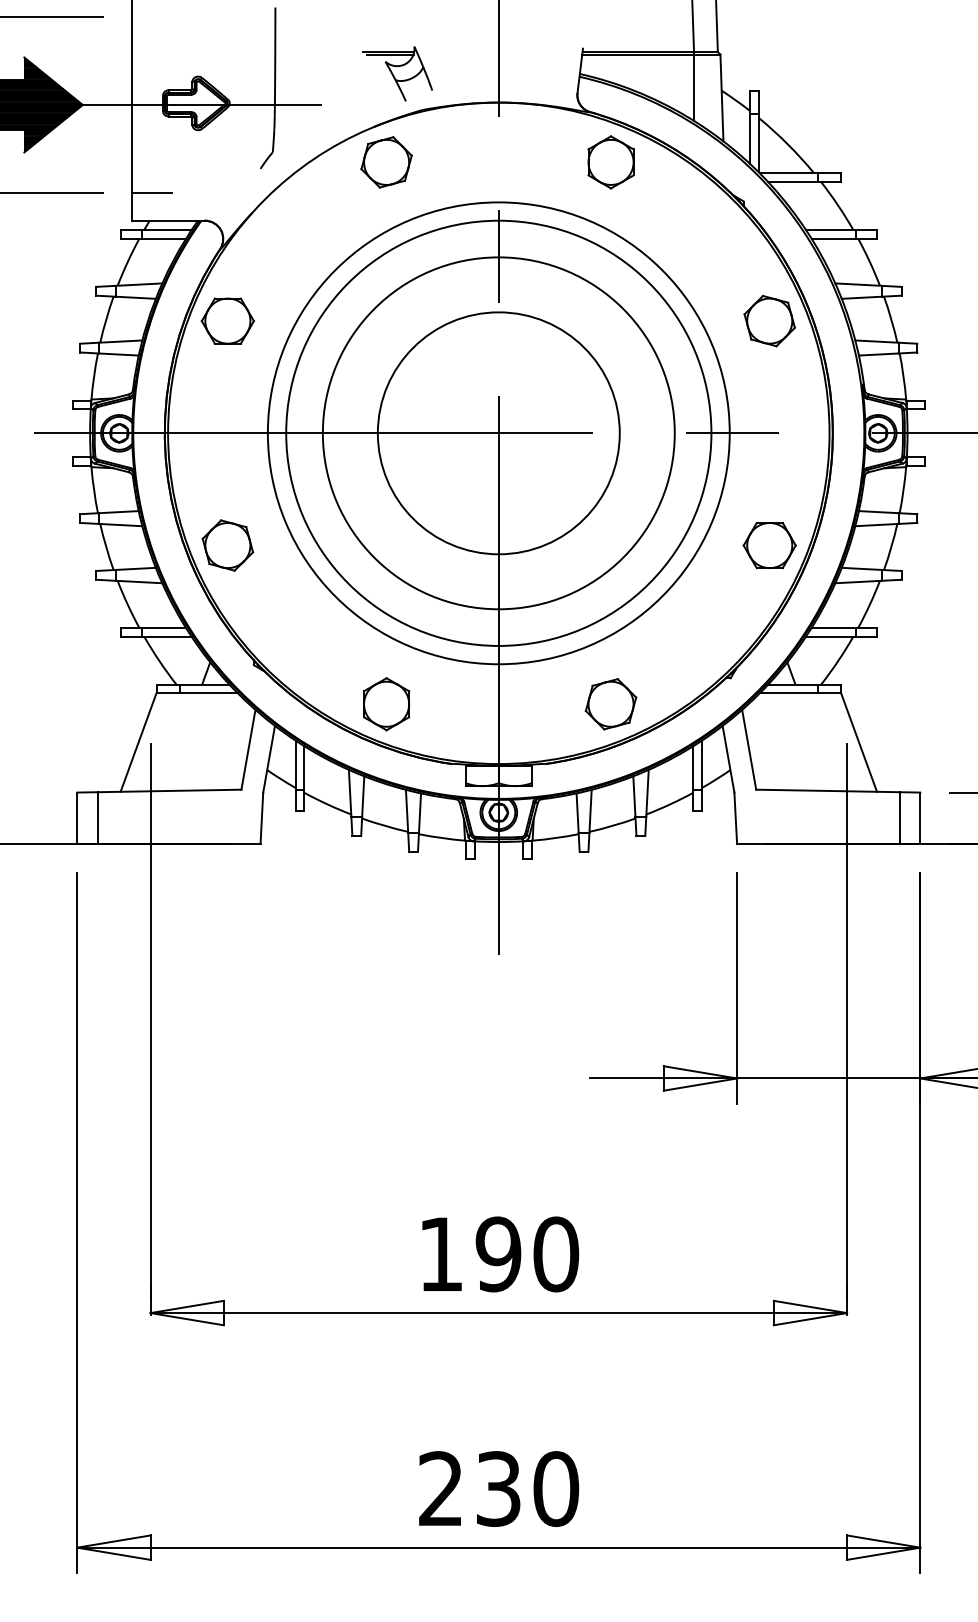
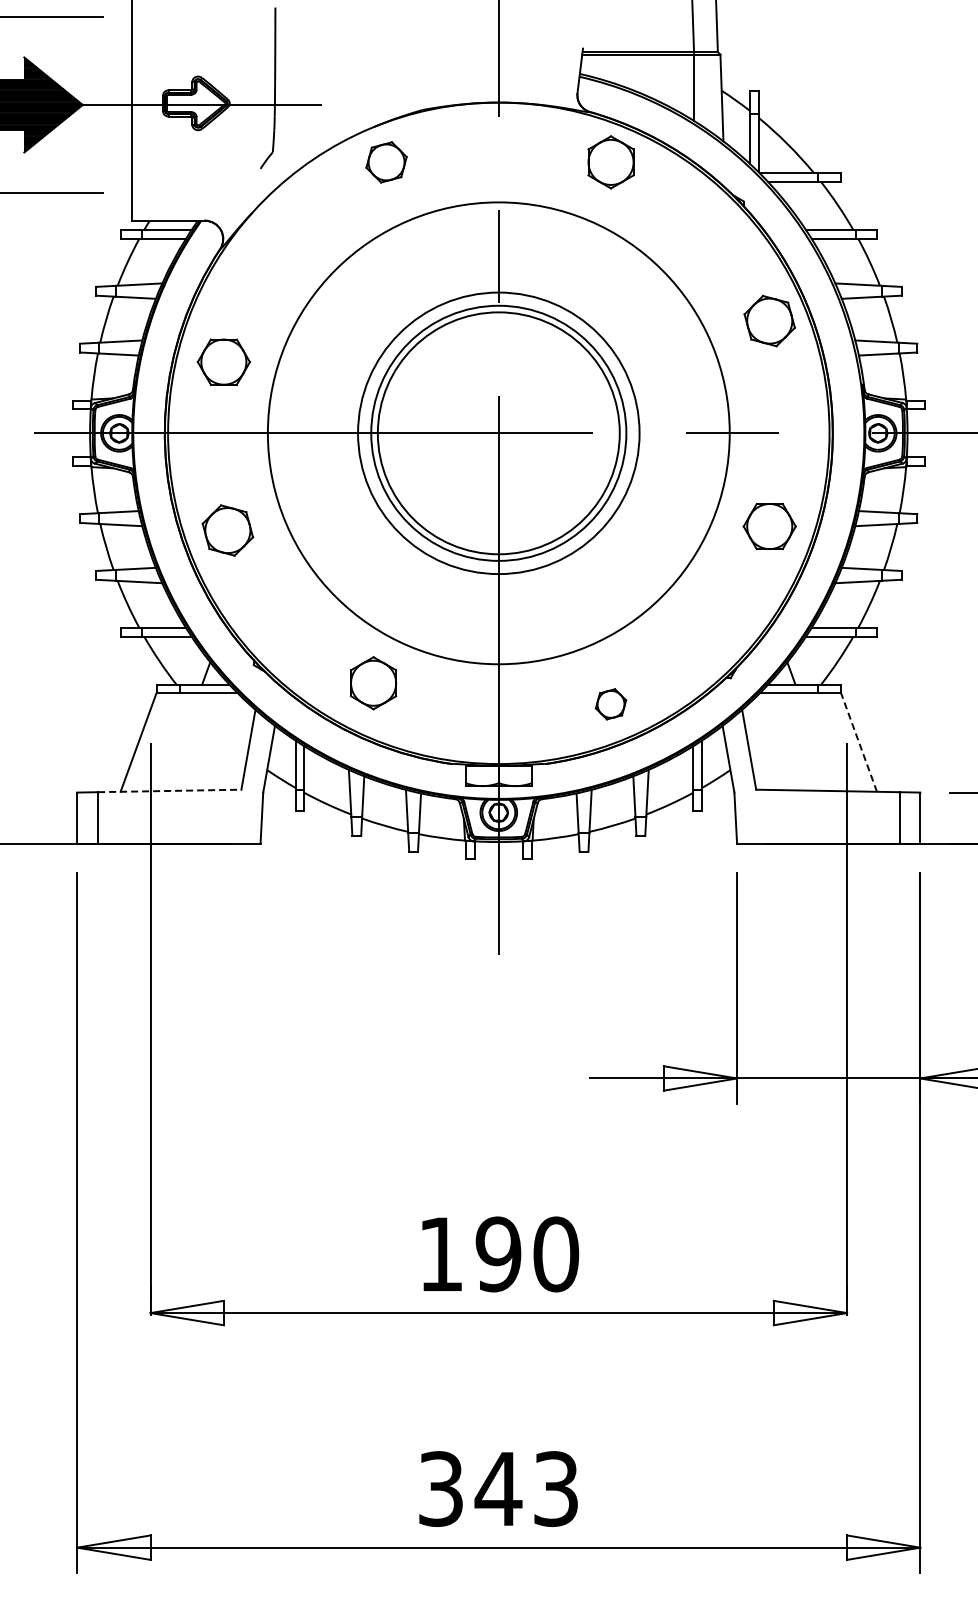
part: present -> none (397, 73)
part size: 53x53 px -> 43x43 px (386, 162)
line: present -> none (151, 192)
part position: (227, 320) -> (223, 361) (223, 361)
circle diameter: 425 px -> 255 px (498, 432)
circle diameter: 352 px -> 282 px (498, 433)
part position: (227, 545) -> (227, 530) (227, 530)
part position: (769, 545) -> (769, 526) (769, 526)
part position: (386, 704) -> (373, 683) (373, 683)
part size: 54x53 px -> 34x33 px (610, 704)
line: solid -> dashed (858, 742)
line: solid -> dashed (169, 790)
text: 230 -> 343 (499, 1488)
